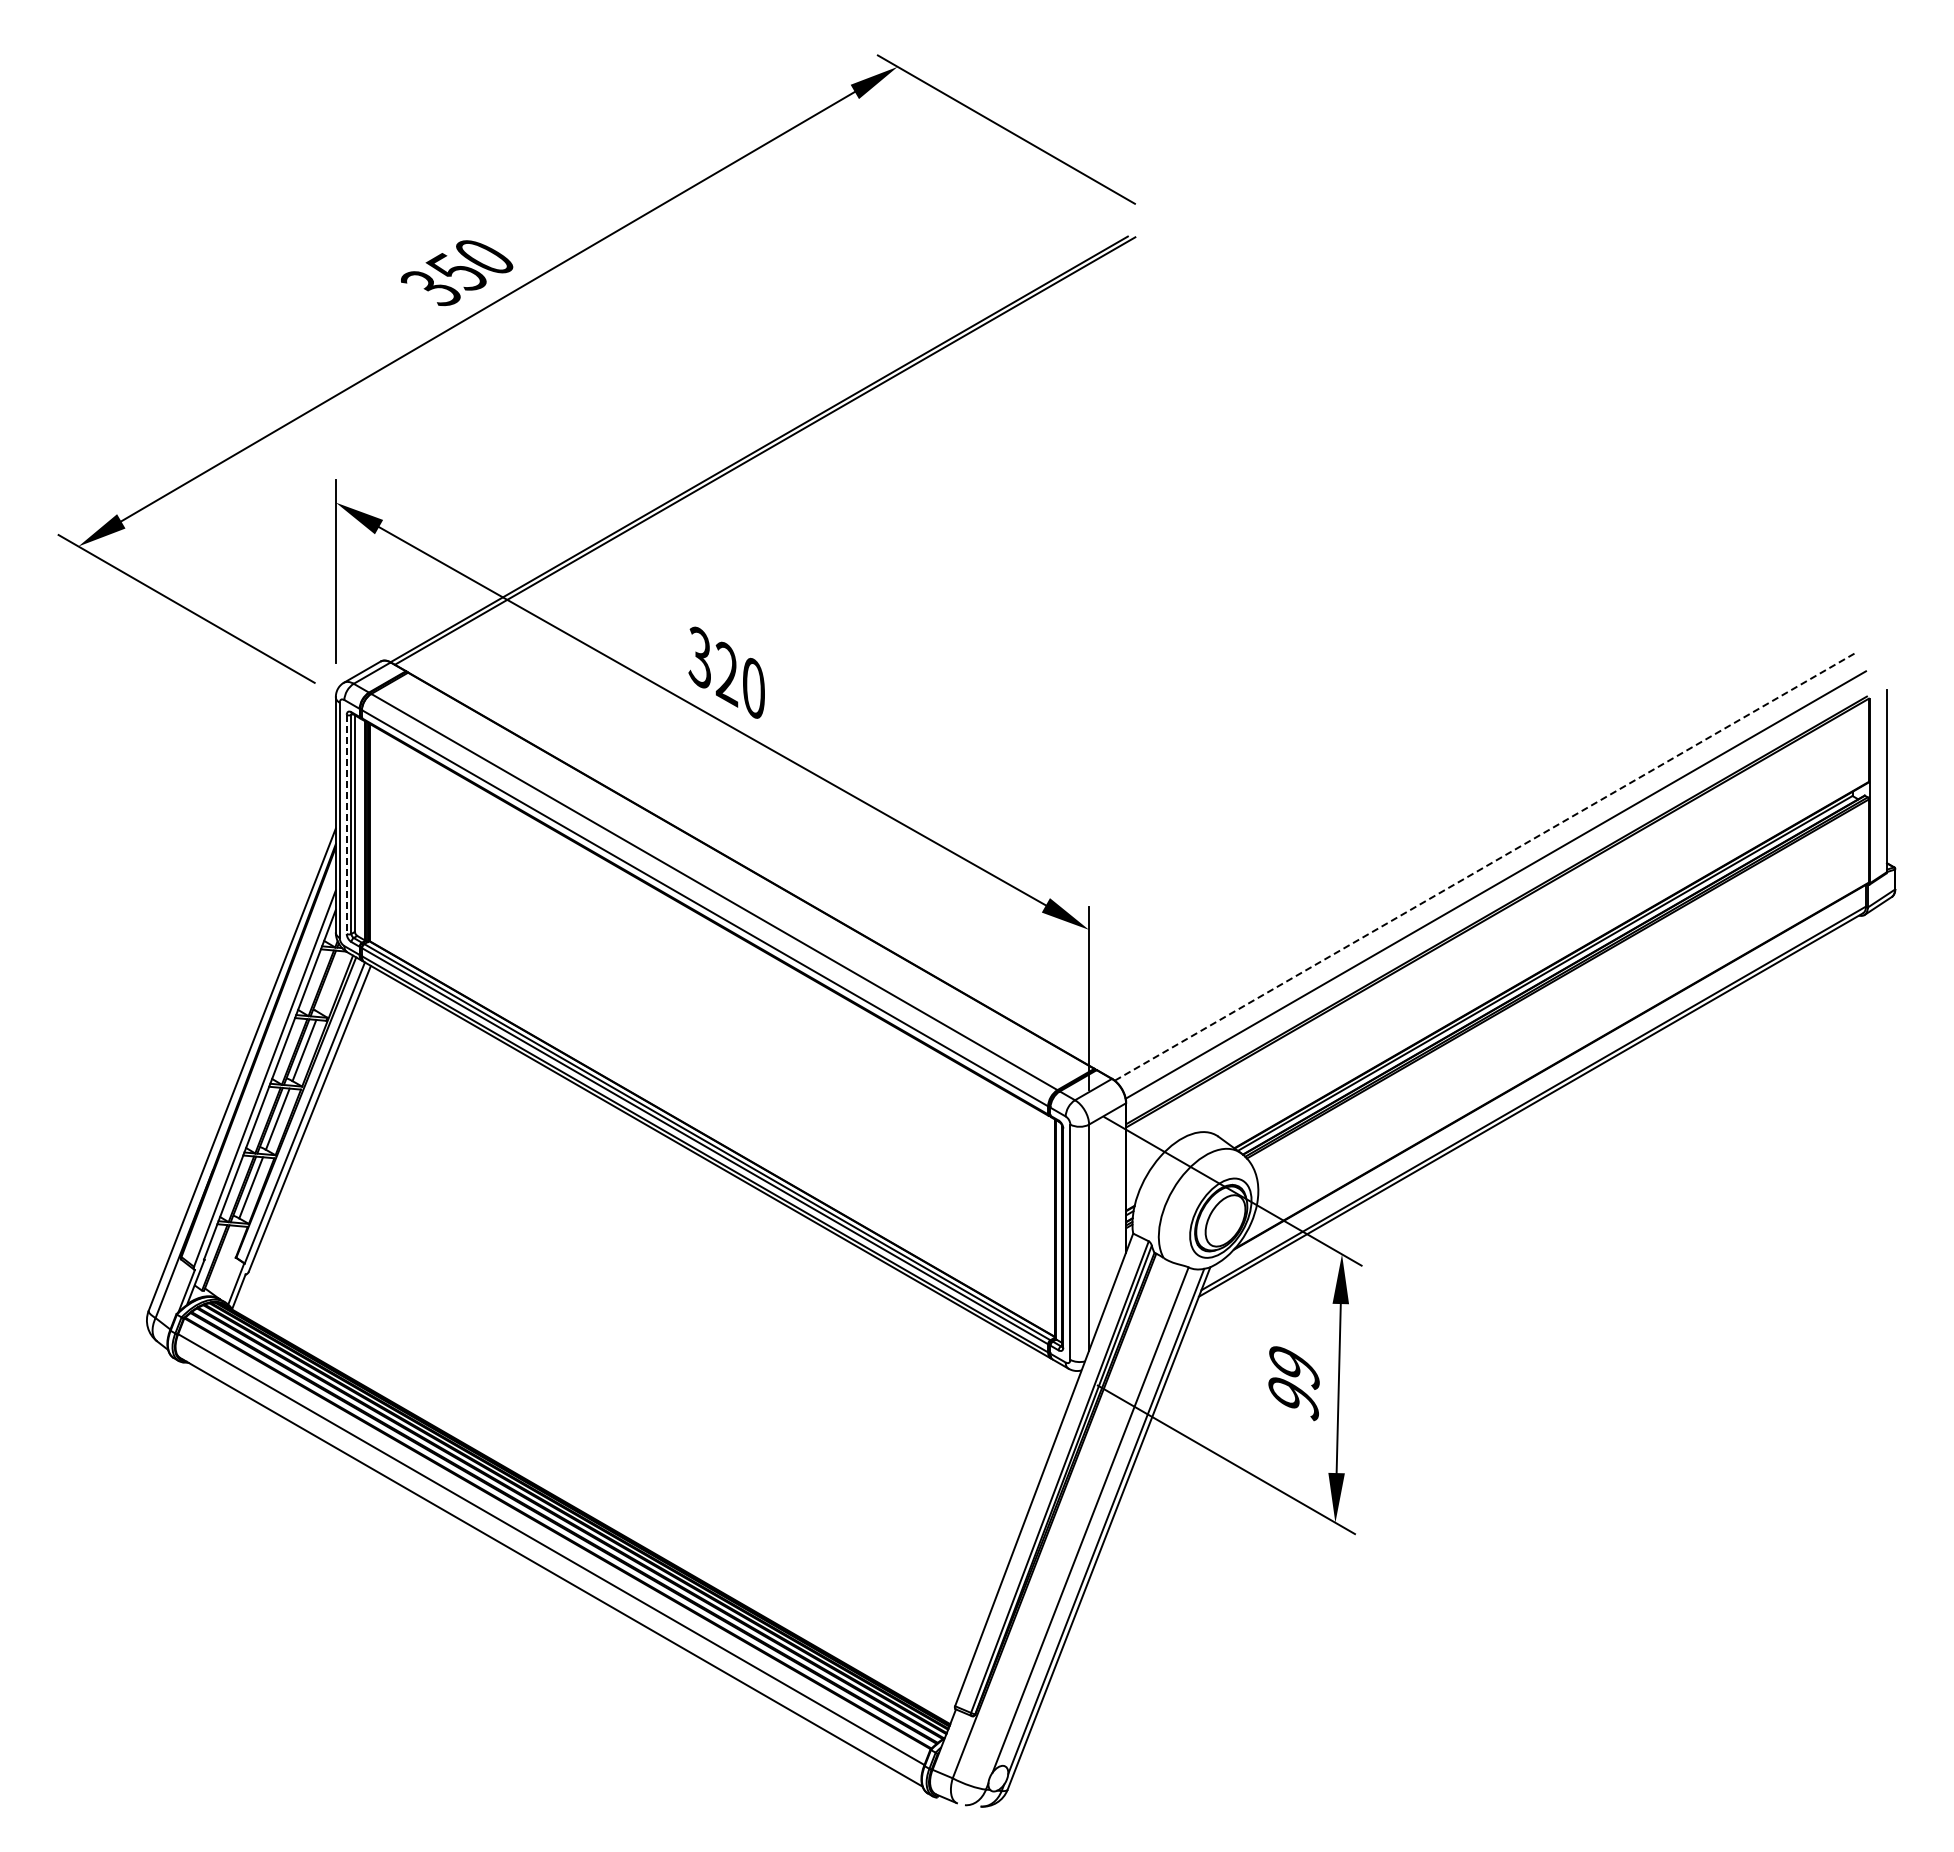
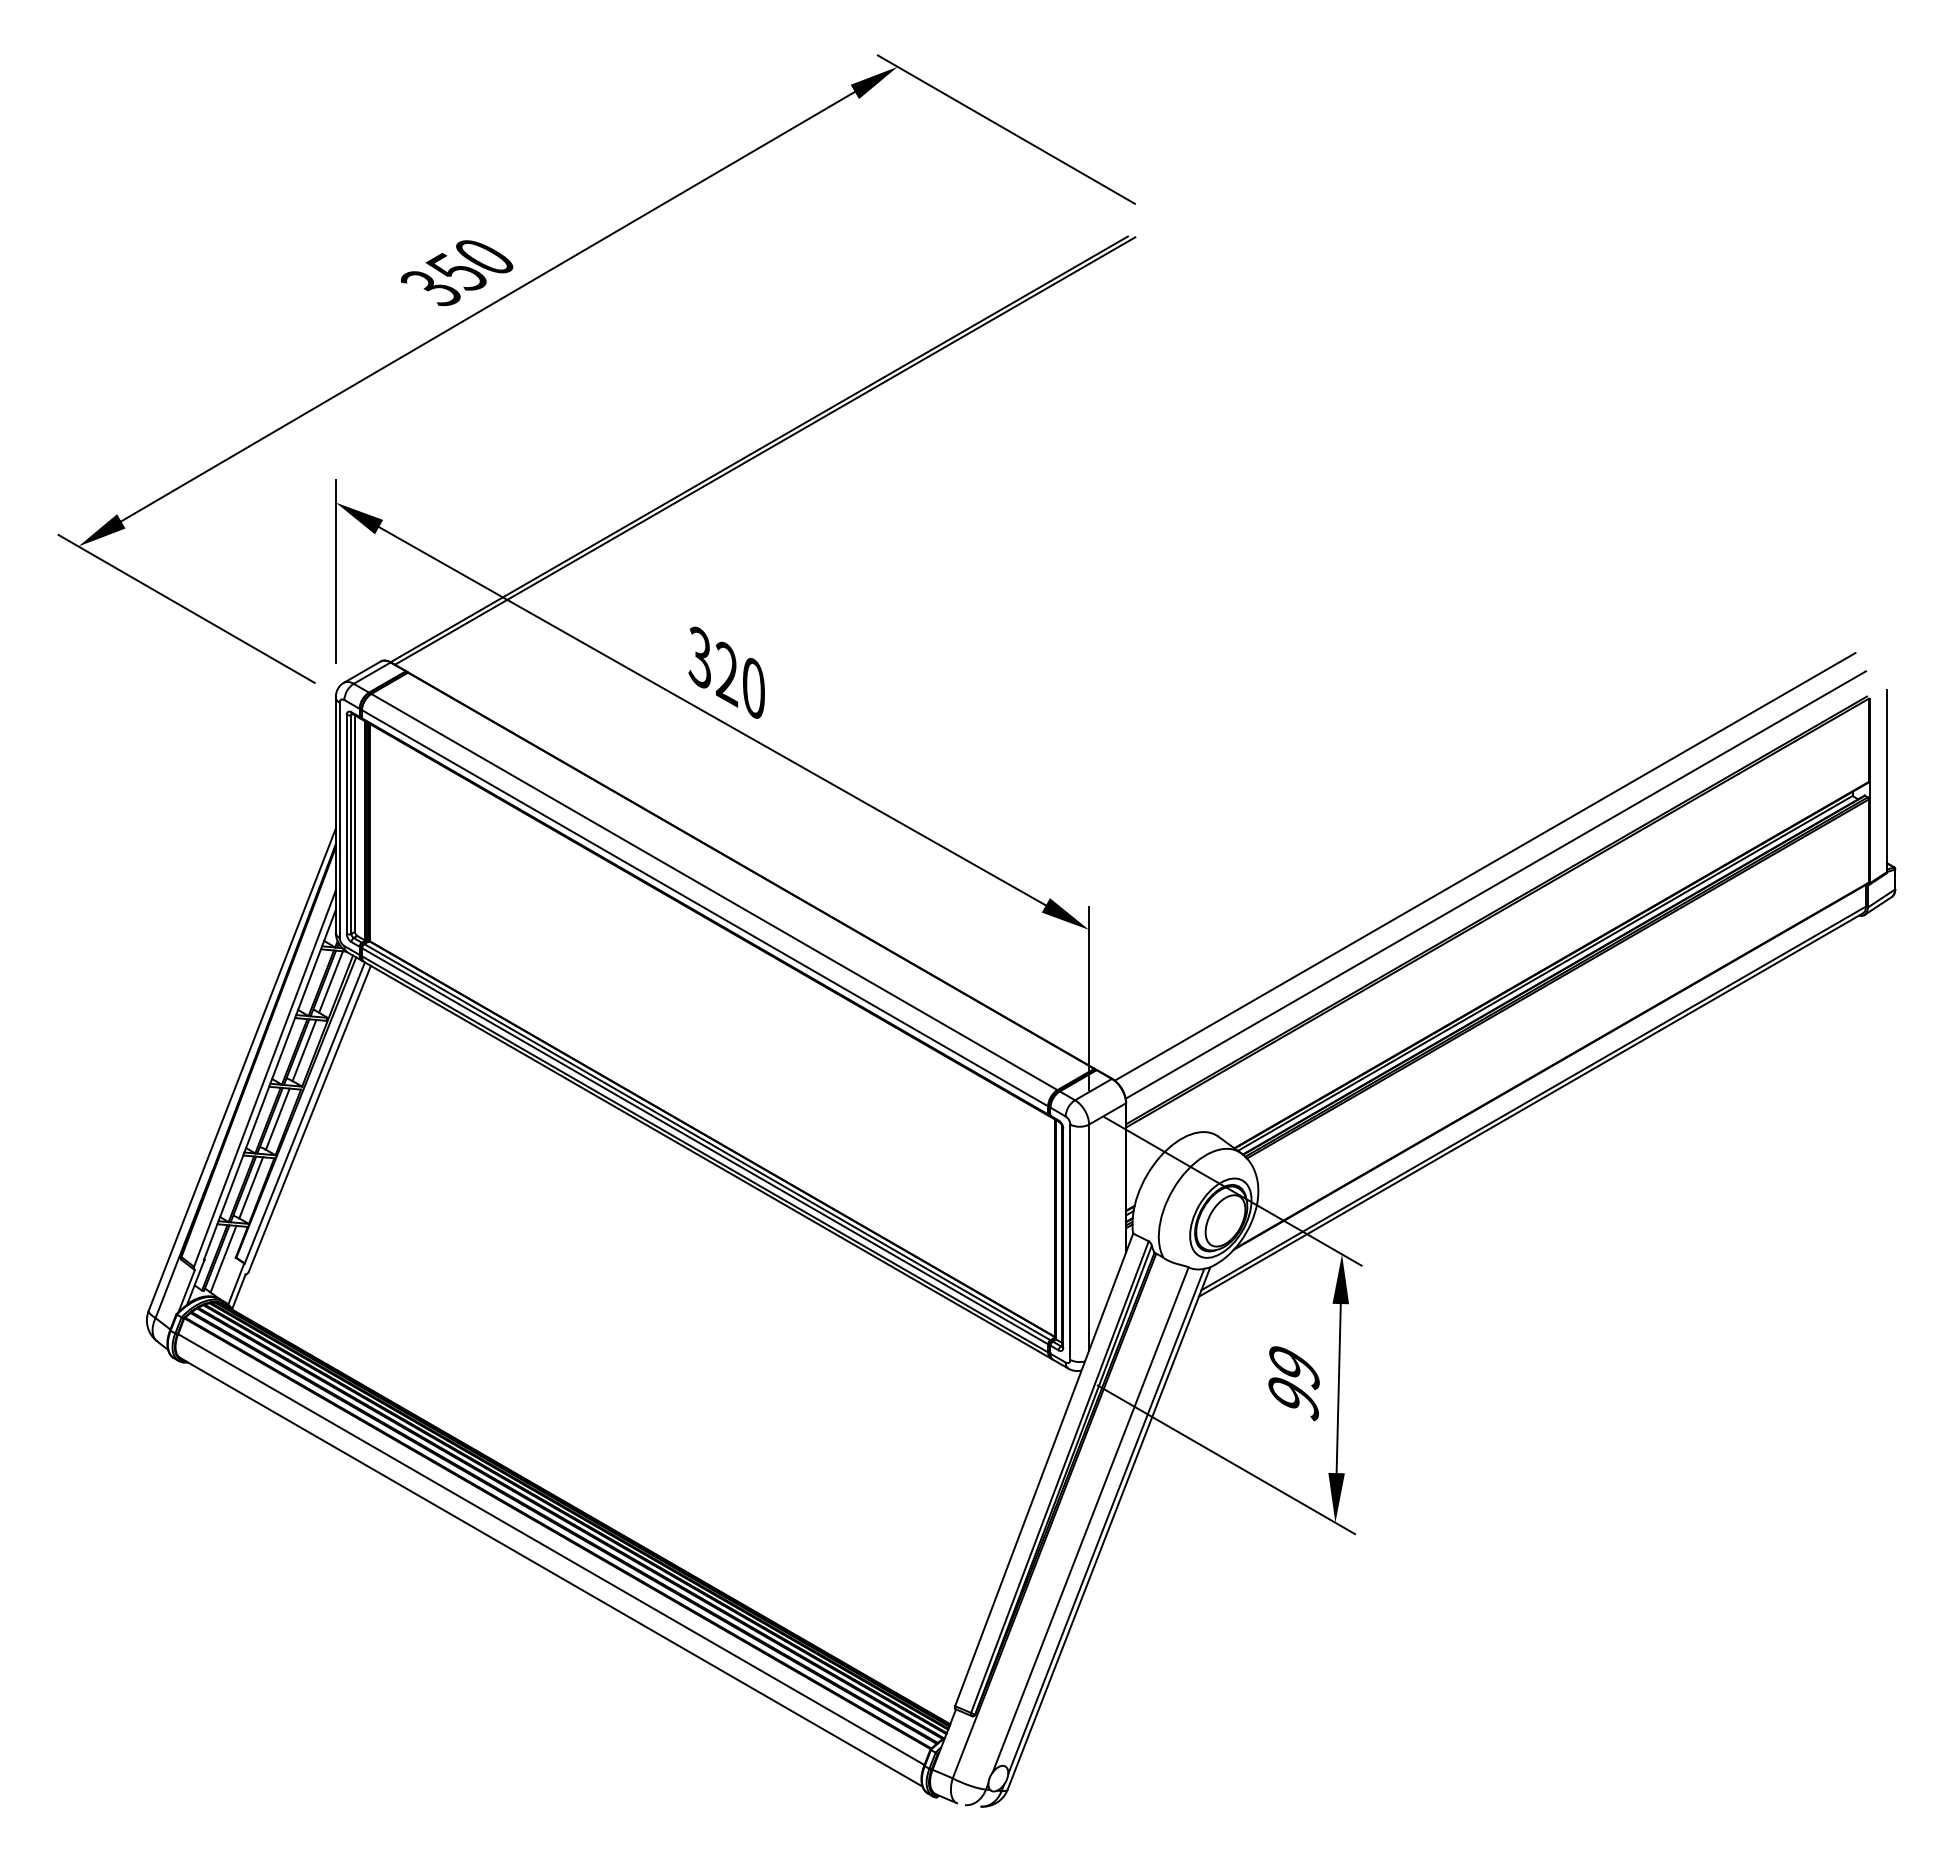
line: dashed -> solid (346, 824)
line: dashed -> solid (1485, 866)
line: none -> present (330, 981)
line: none -> present (223, 1258)
